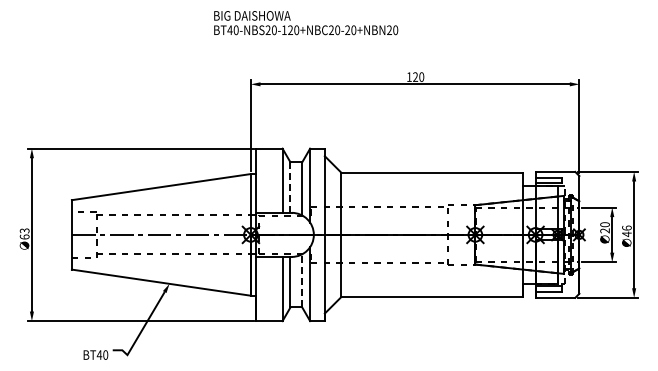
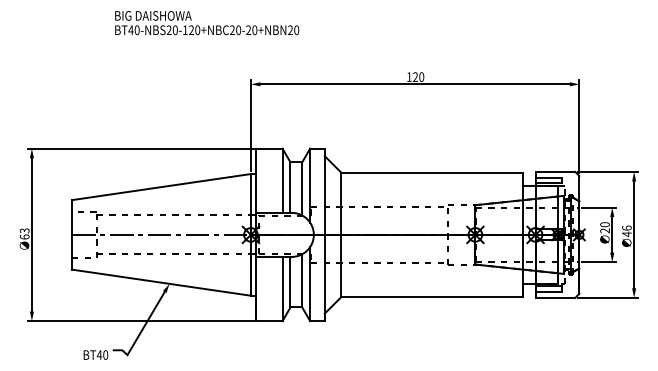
text position: (306, 23) -> (207, 23) (207, 23)
line: dashed -> solid (290, 188)
line: dashed -> solid (302, 280)
